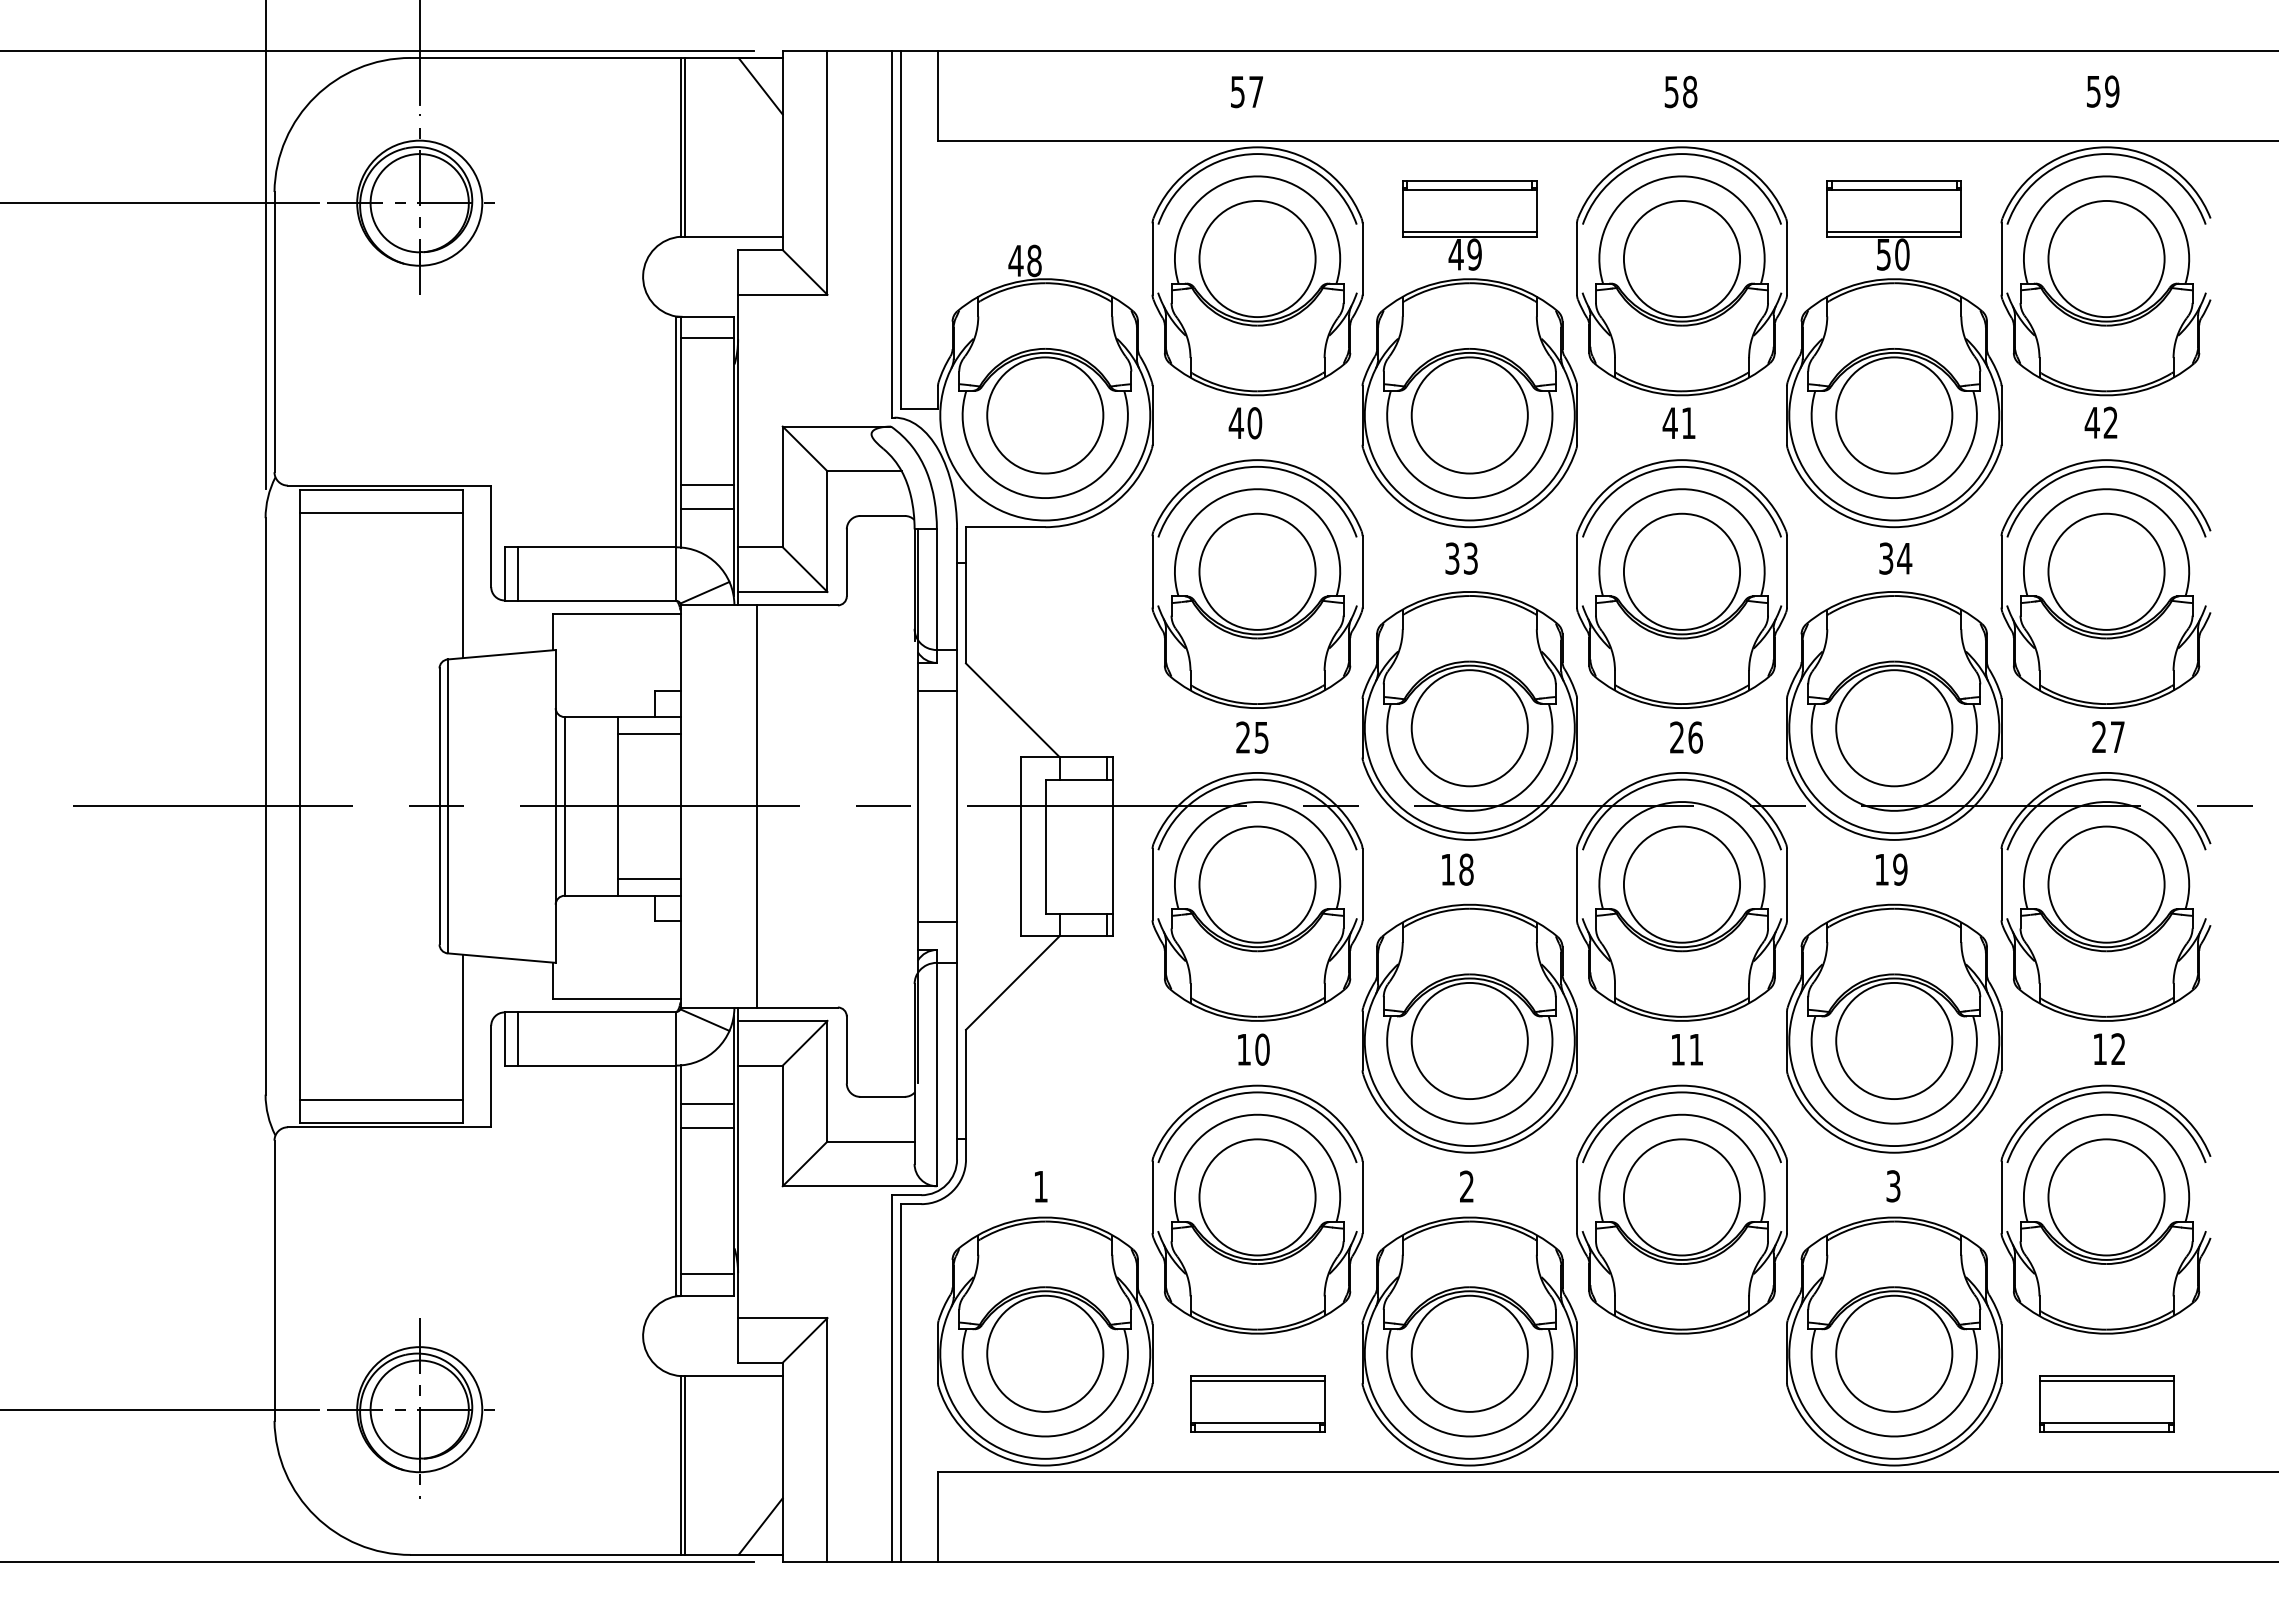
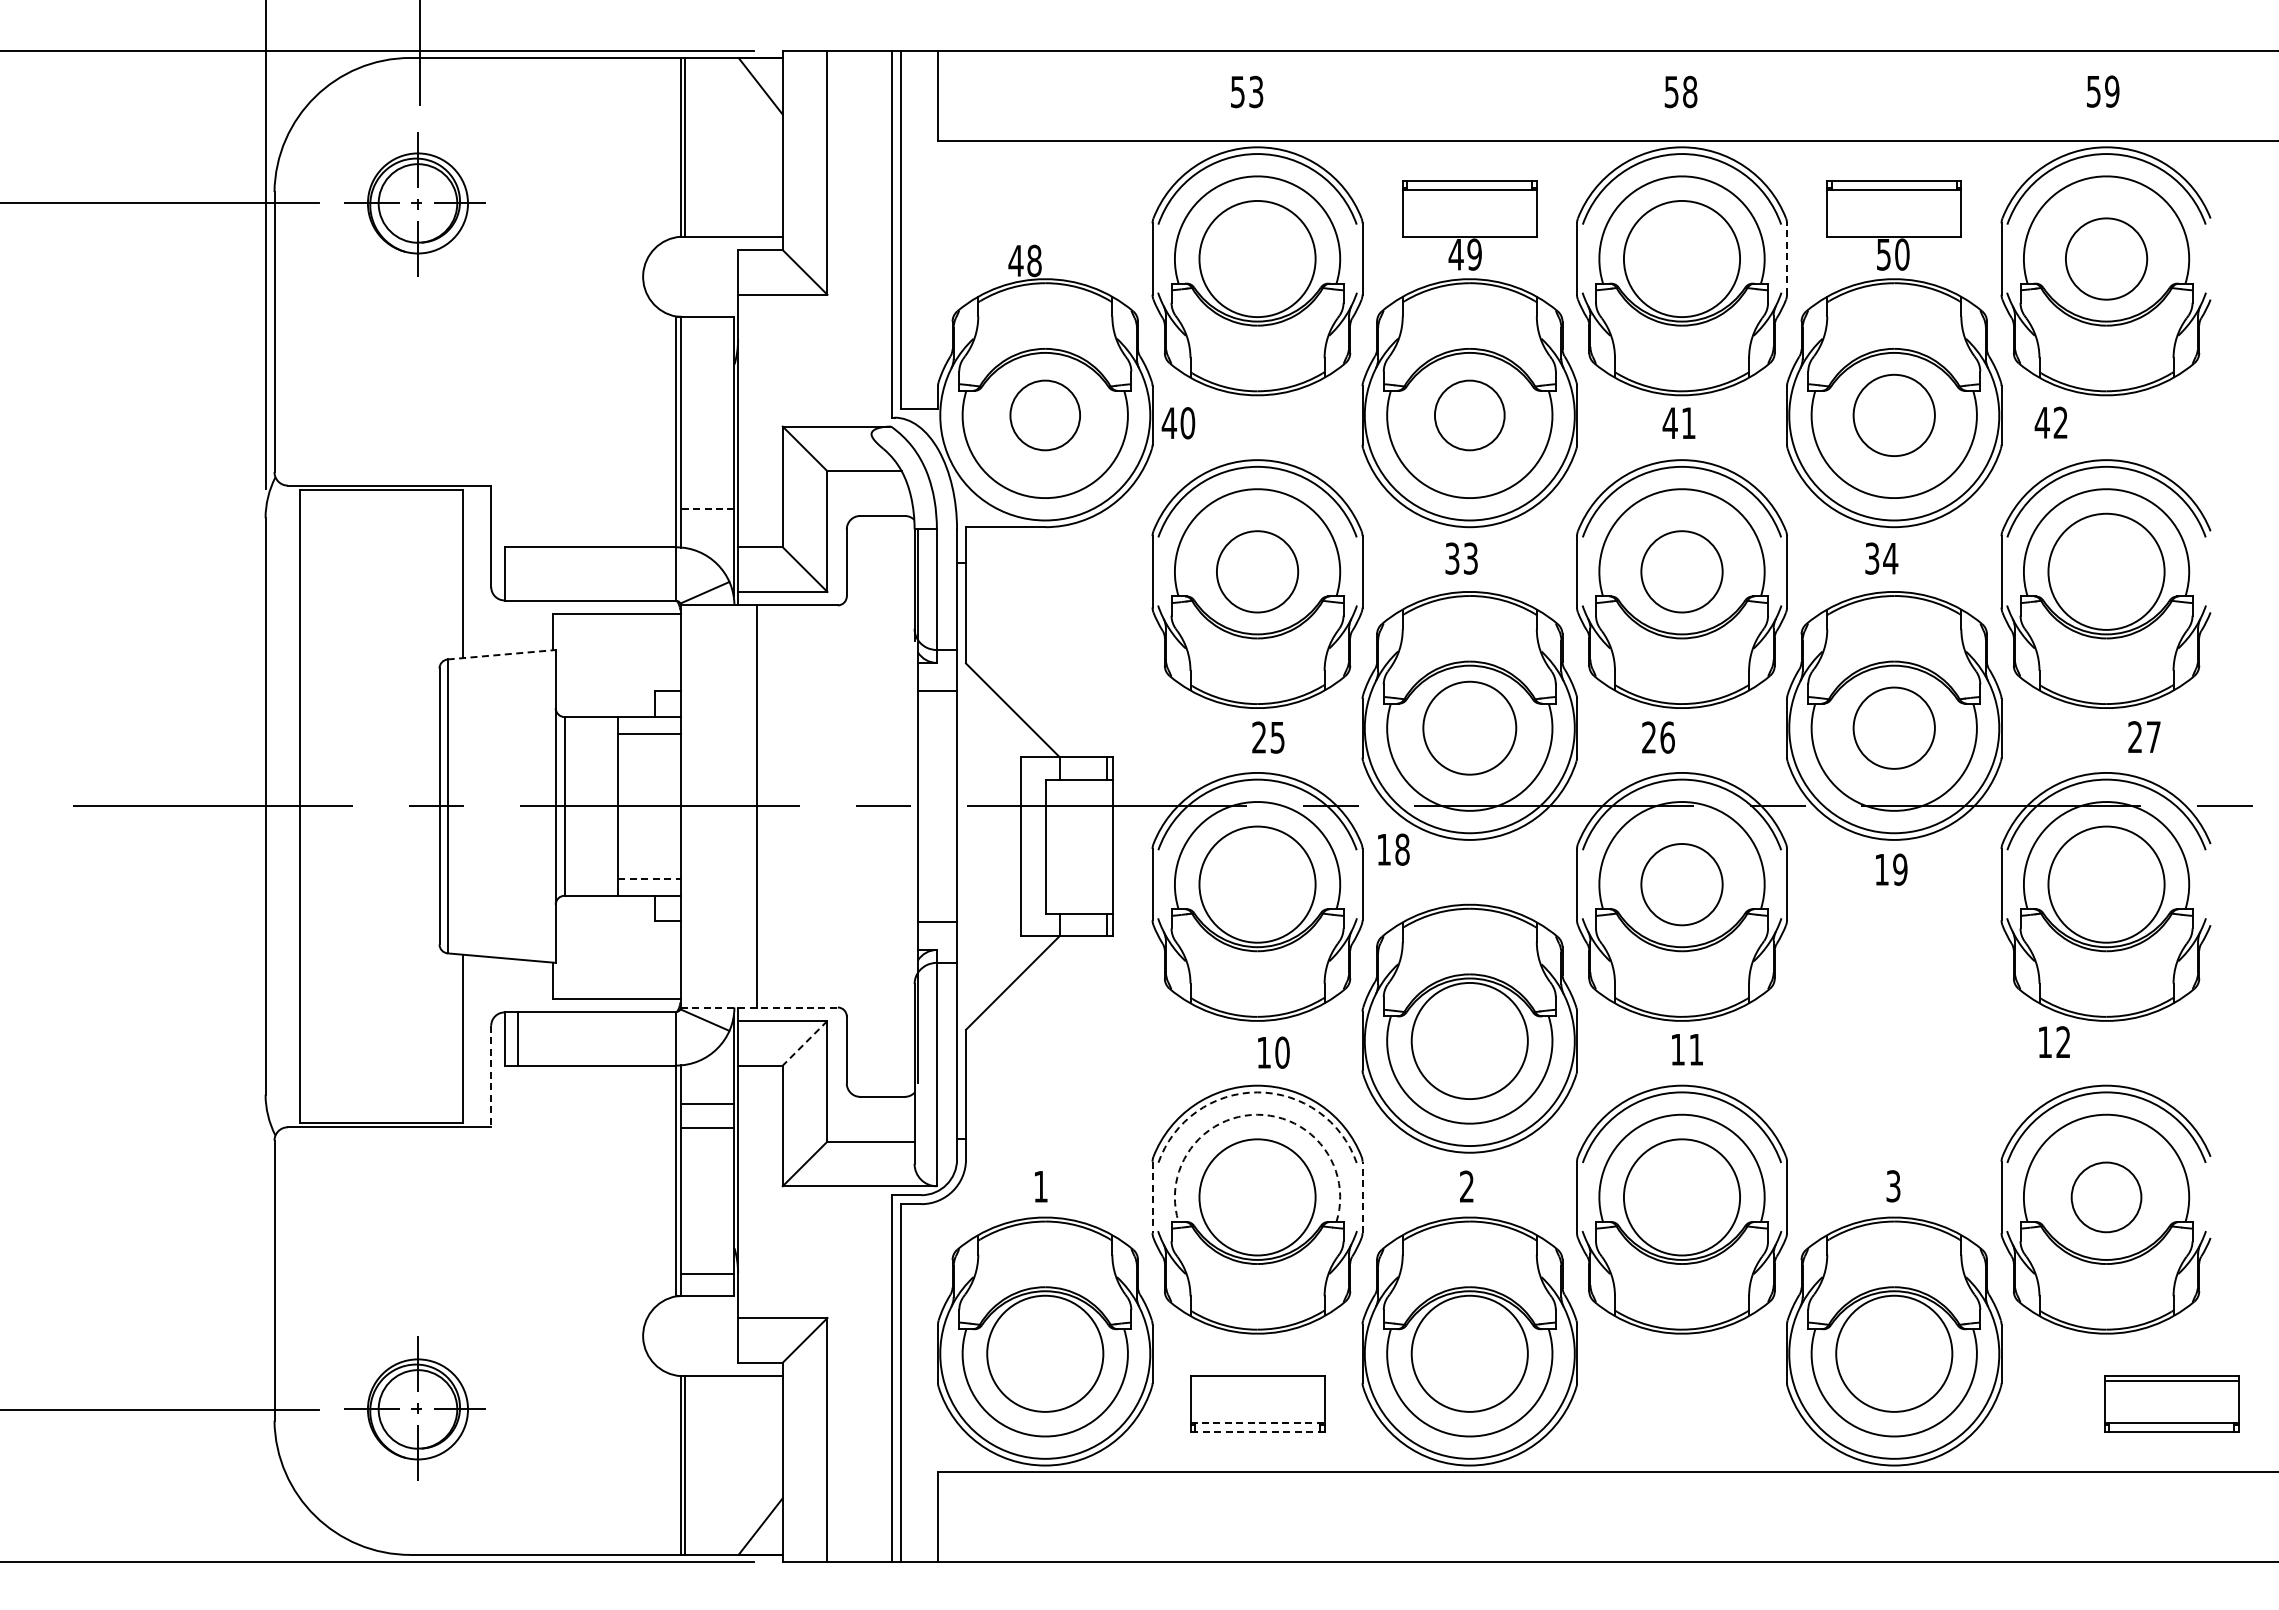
text: 57 -> 53 (1256, 91)
part size: 168x181 px -> 141x145 px (414, 204)
line: present -> none (1469, 232)
line: present -> none (1894, 232)
circle diameter: 116 px -> 81 px (2106, 258)
line: solid -> dashed (1787, 259)
line: present -> none (707, 338)
circle diameter: 116 px -> 70 px (1045, 415)
circle diameter: 116 px -> 70 px (1469, 415)
circle diameter: 116 px -> 81 px (1893, 415)
text position: (2100, 422) -> (2050, 422) (2050, 422)
text position: (1245, 423) -> (1178, 423) (1178, 423)
line: present -> none (707, 485)
line: solid -> dashed (707, 508)
line: present -> none (381, 512)
text position: (1895, 558) -> (1881, 558) (1881, 558)
circle diameter: 116 px -> 81 px (1257, 571)
circle diameter: 116 px -> 81 px (1681, 571)
line: present -> none (518, 573)
line: solid -> dashed (502, 654)
circle diameter: 116 px -> 93 px (1469, 727)
circle diameter: 116 px -> 81 px (1893, 727)
text position: (2108, 736) -> (2144, 736) (2144, 736)
text position: (1252, 737) -> (1268, 737) (1268, 737)
text position: (1686, 737) -> (1658, 737) (1658, 737)
text position: (1457, 869) -> (1393, 849) (1393, 849)
line: solid -> dashed (650, 878)
circle diameter: 116 px -> 81 px (1681, 884)
line: solid -> dashed (759, 1007)
part: present -> none (1894, 1028)
line: solid -> dashed (805, 1043)
text position: (2109, 1048) -> (2054, 1041) (2054, 1041)
text position: (1253, 1049) -> (1273, 1052) (1273, 1052)
line: solid -> dashed (491, 1076)
arc: solid -> dashed (1257, 1092)
line: present -> none (381, 1100)
arc: solid -> dashed (1257, 1114)
line: solid -> dashed (1152, 1197)
line: solid -> dashed (1362, 1197)
circle diameter: 116 px -> 70 px (2106, 1197)
line: present -> none (1257, 1380)
part position: (2106, 1403) -> (2171, 1403) (2171, 1403)
part size: 168x181 px -> 141x145 px (414, 1408)
line: solid -> dashed (1258, 1423)
line: solid -> dashed (1257, 1432)
